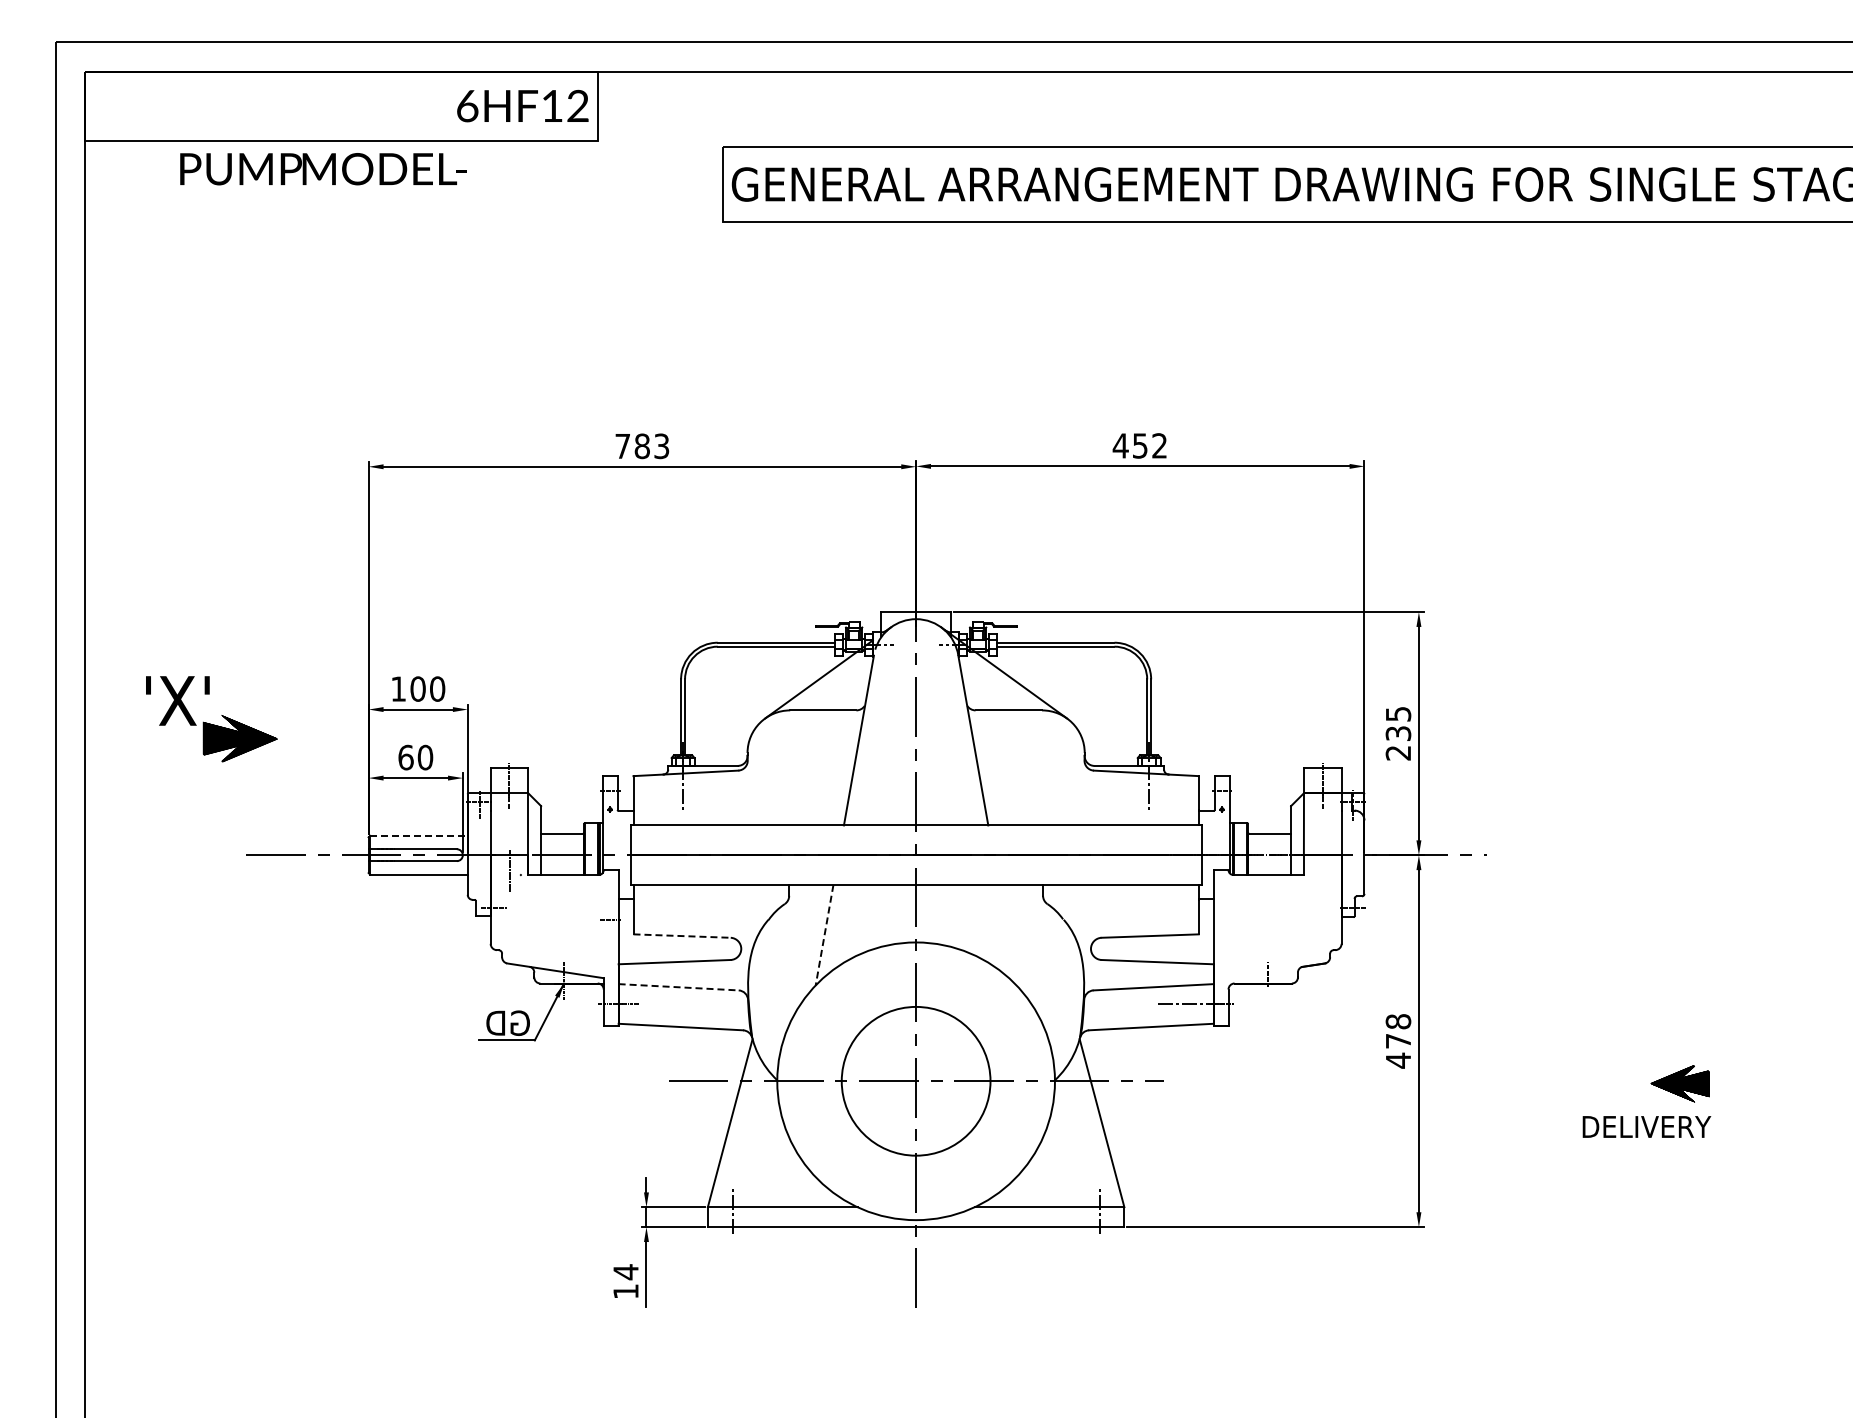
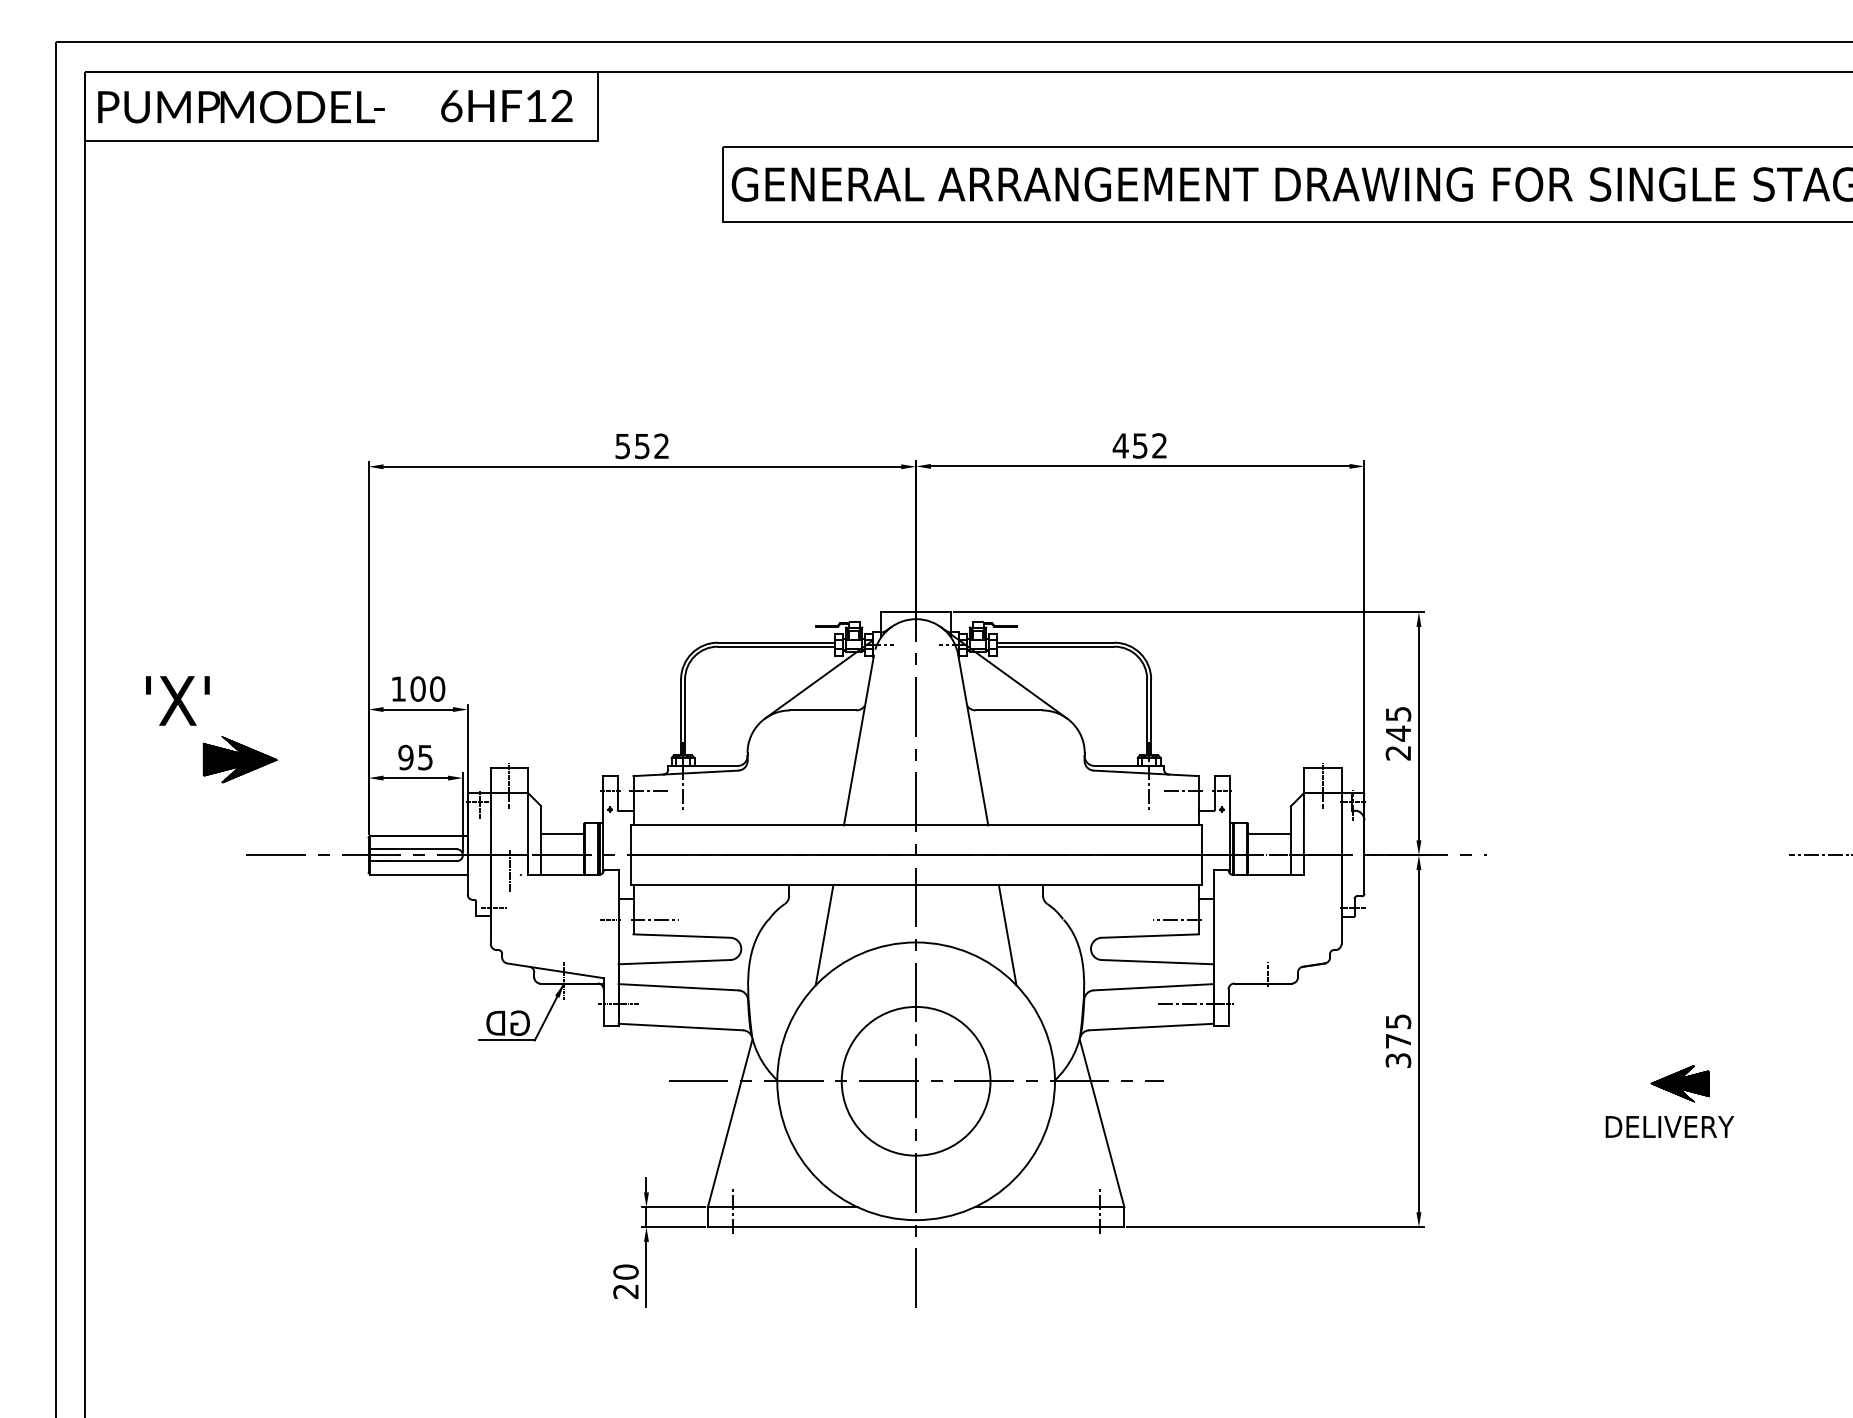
text position: (522, 105) -> (506, 105) (506, 105)
text position: (323, 169) -> (241, 107) (241, 107)
text: 783 -> 552 (642, 446)
text: 235 -> 245 (1398, 733)
part position: (239, 738) -> (239, 759) (239, 759)
text: 60 -> 95 (415, 757)
line: none -> present (647, 790)
line: none -> present (1183, 790)
line: dashed -> solid (418, 835)
line: none -> present (1818, 855)
line: none -> present (654, 919)
line: none -> present (1177, 919)
line: none -> present (1007, 934)
line: dashed -> solid (824, 935)
line: dashed -> solid (682, 936)
line: dashed -> solid (679, 987)
text: 478 -> 375 (1398, 1041)
text position: (1646, 1126) -> (1669, 1126) (1669, 1126)
text: 14 -> 20 (625, 1281)
